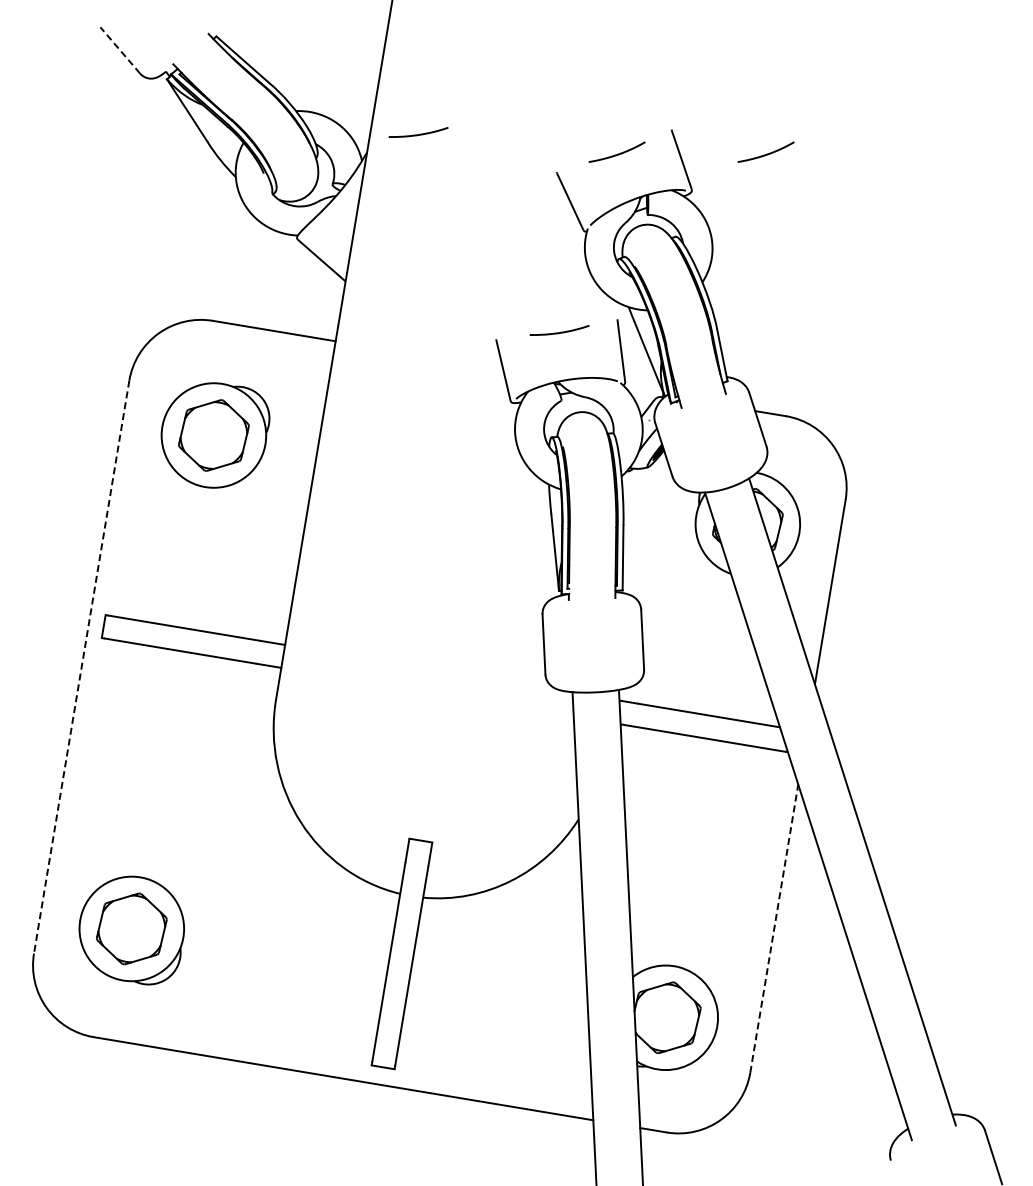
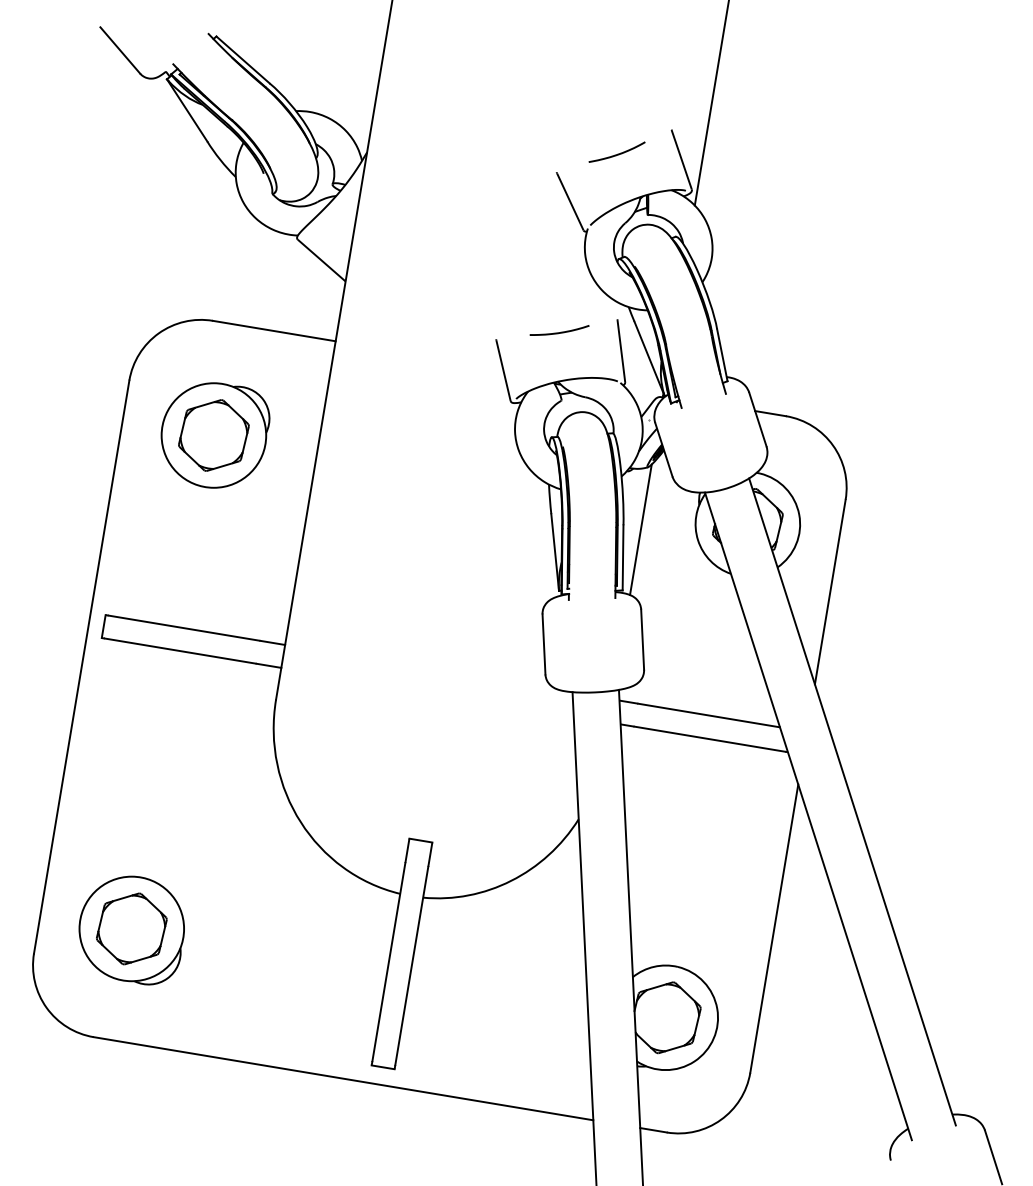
line: dashed -> solid (119, 50)
line: none -> present (711, 103)
curve: present -> none (418, 134)
part: present -> none (765, 151)
line: none -> present (640, 529)
line: dashed -> solid (81, 667)
line: dashed -> solid (774, 928)
